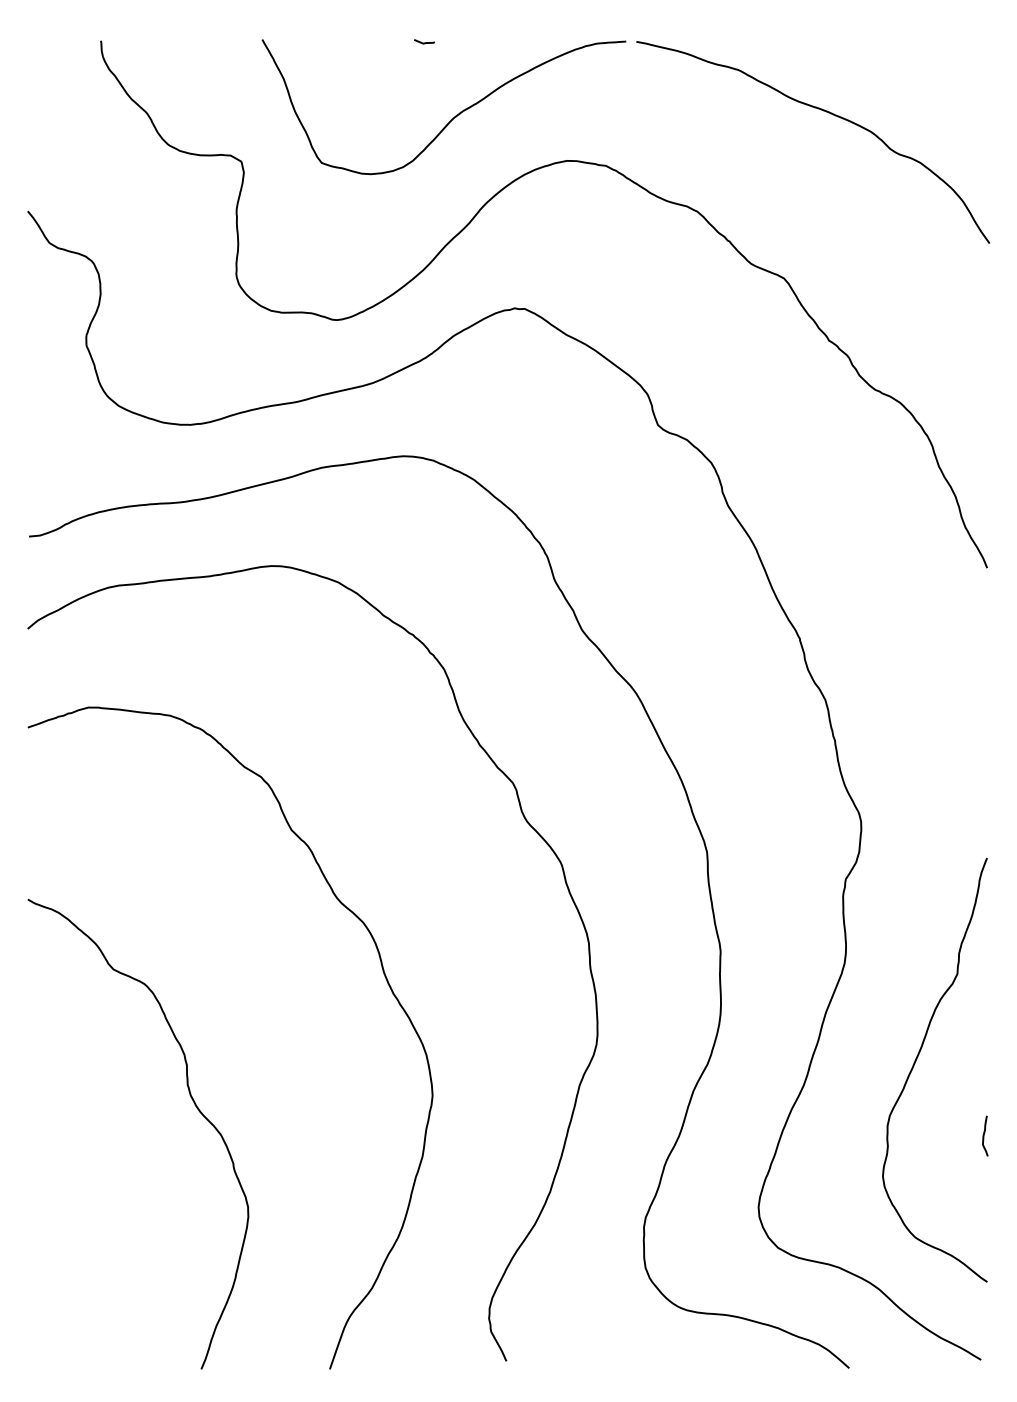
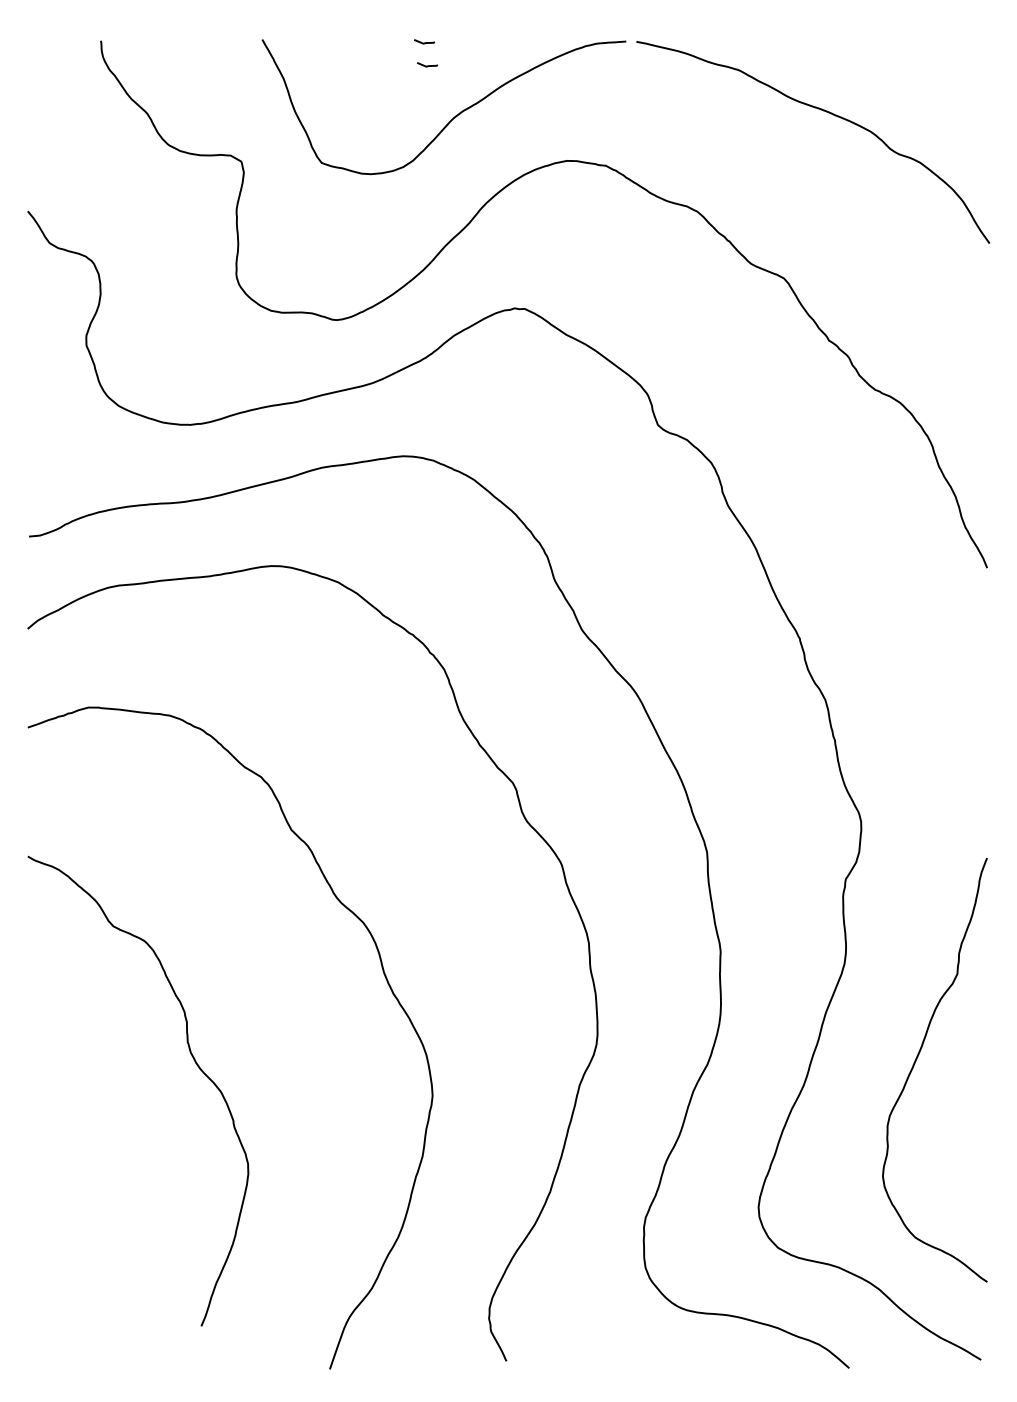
line: none -> present (427, 65)
curve position: (194, 1105) -> (194, 1062) (194, 1062)
curve: present -> none (984, 1135)
